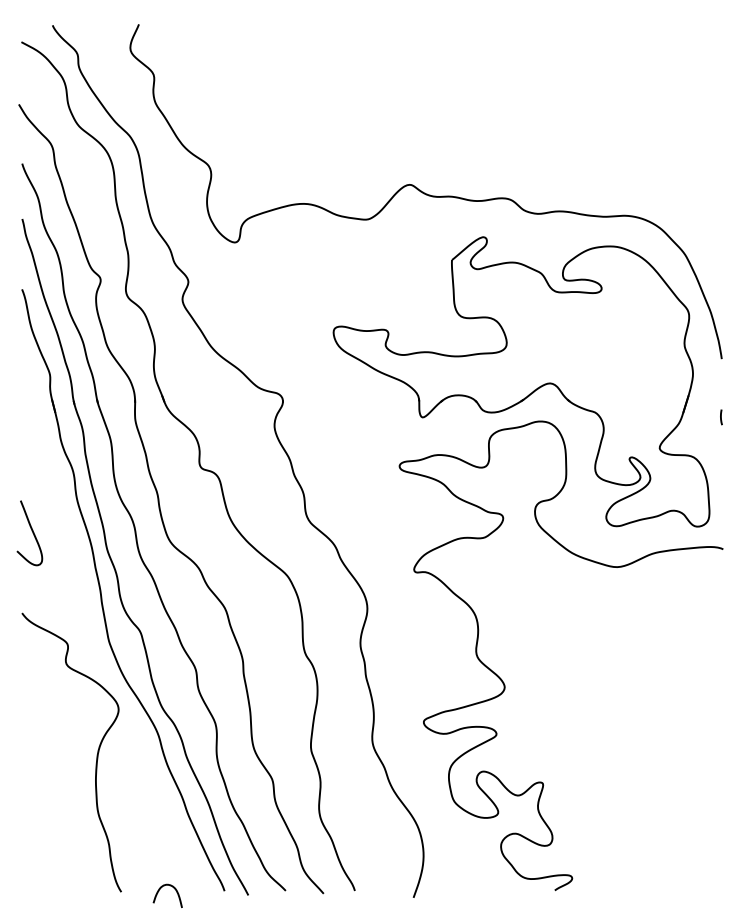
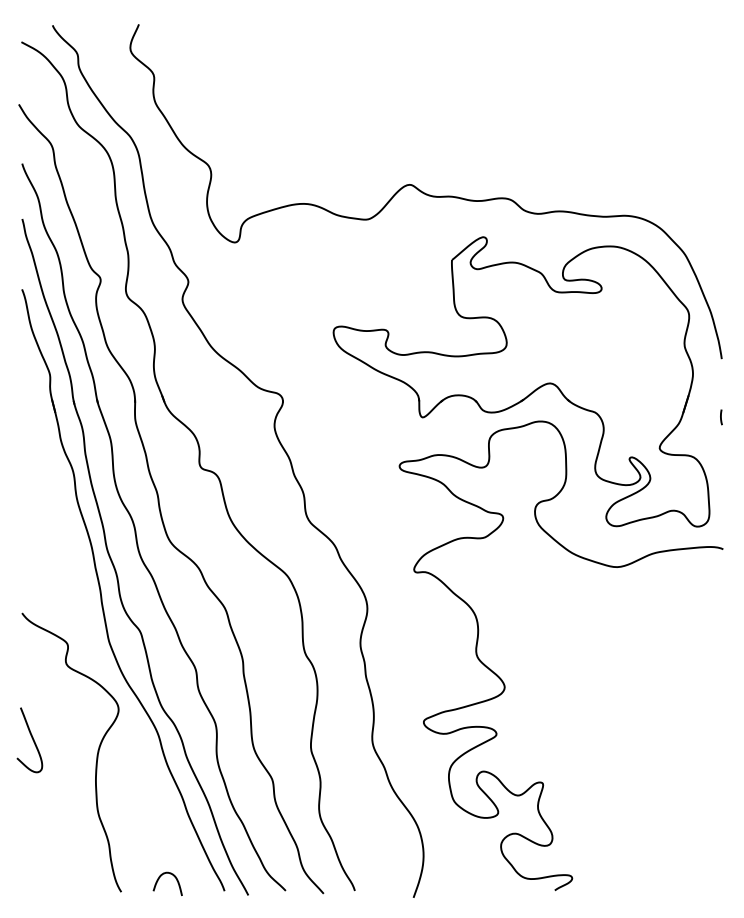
curve position: (31, 531) -> (31, 738) (31, 738)
curve position: (159, 891) -> (159, 879) (159, 879)
